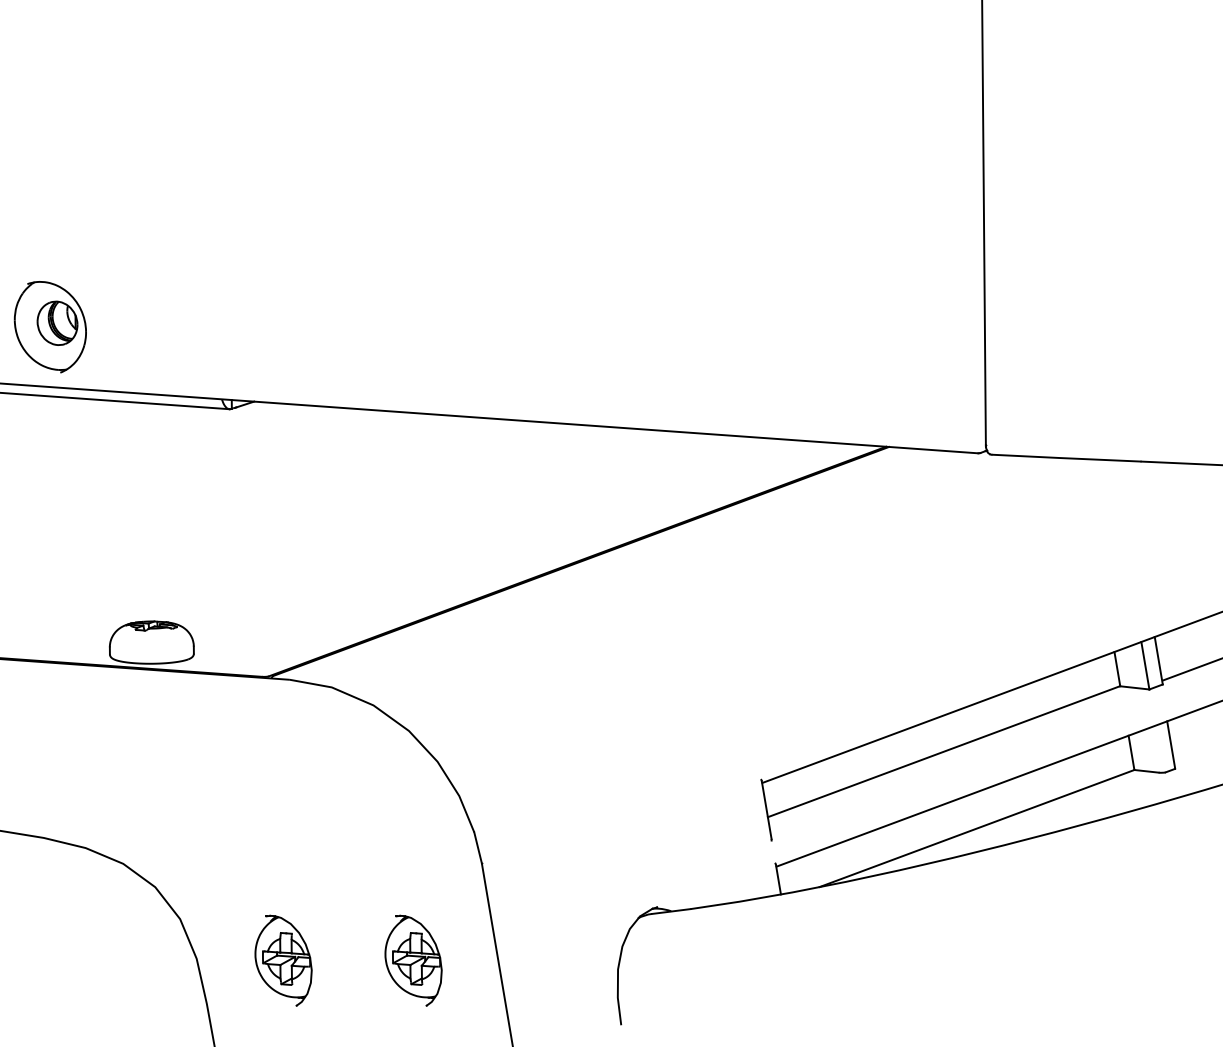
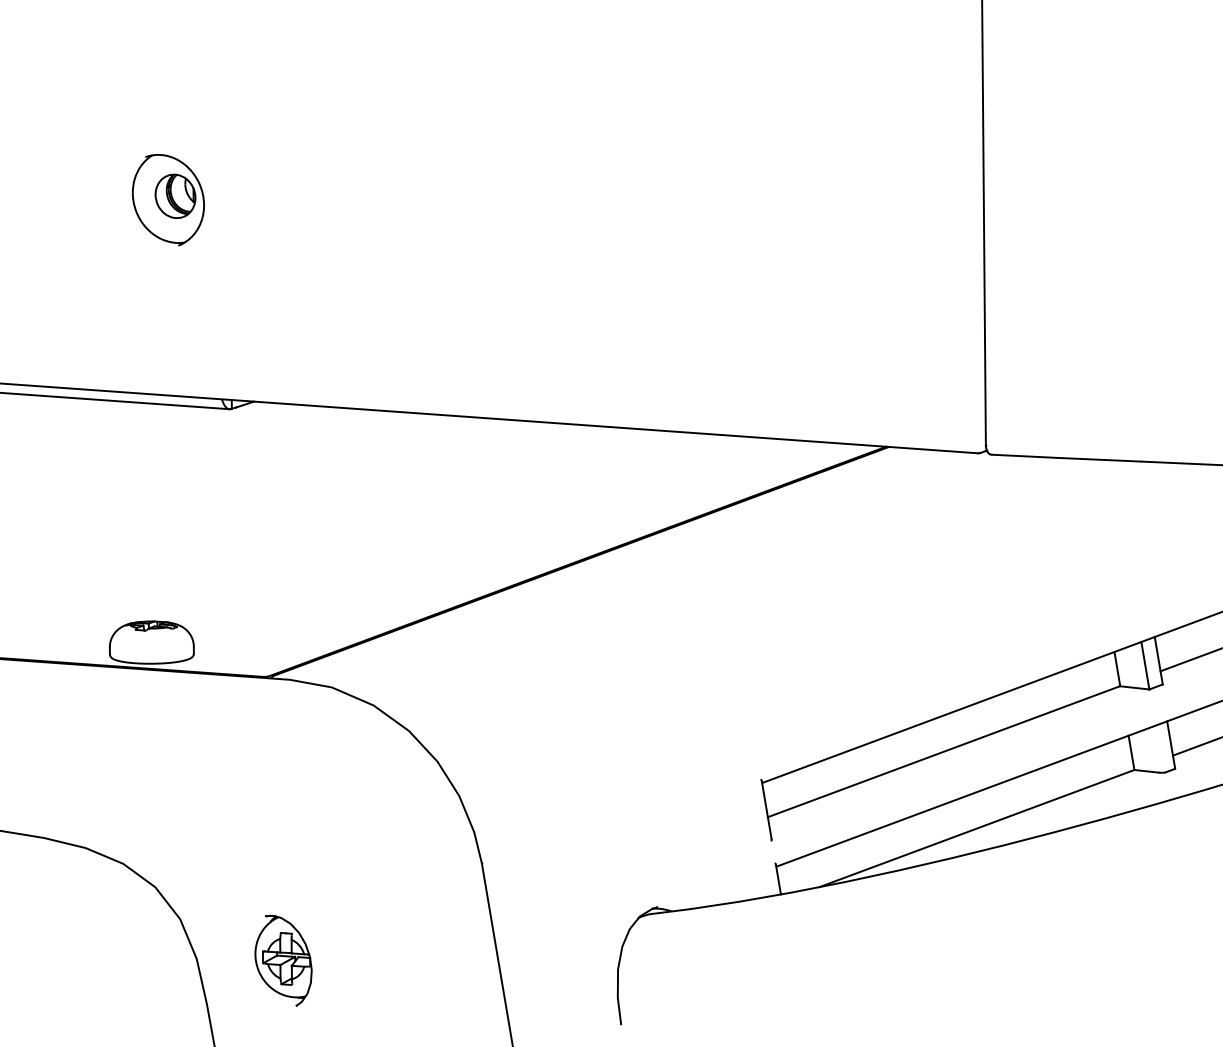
part position: (49, 327) -> (167, 200) (167, 200)
line position: (1191, 669) -> (1189, 660) (1189, 660)
line: none -> present (1195, 746)
part: present -> none (413, 960)
